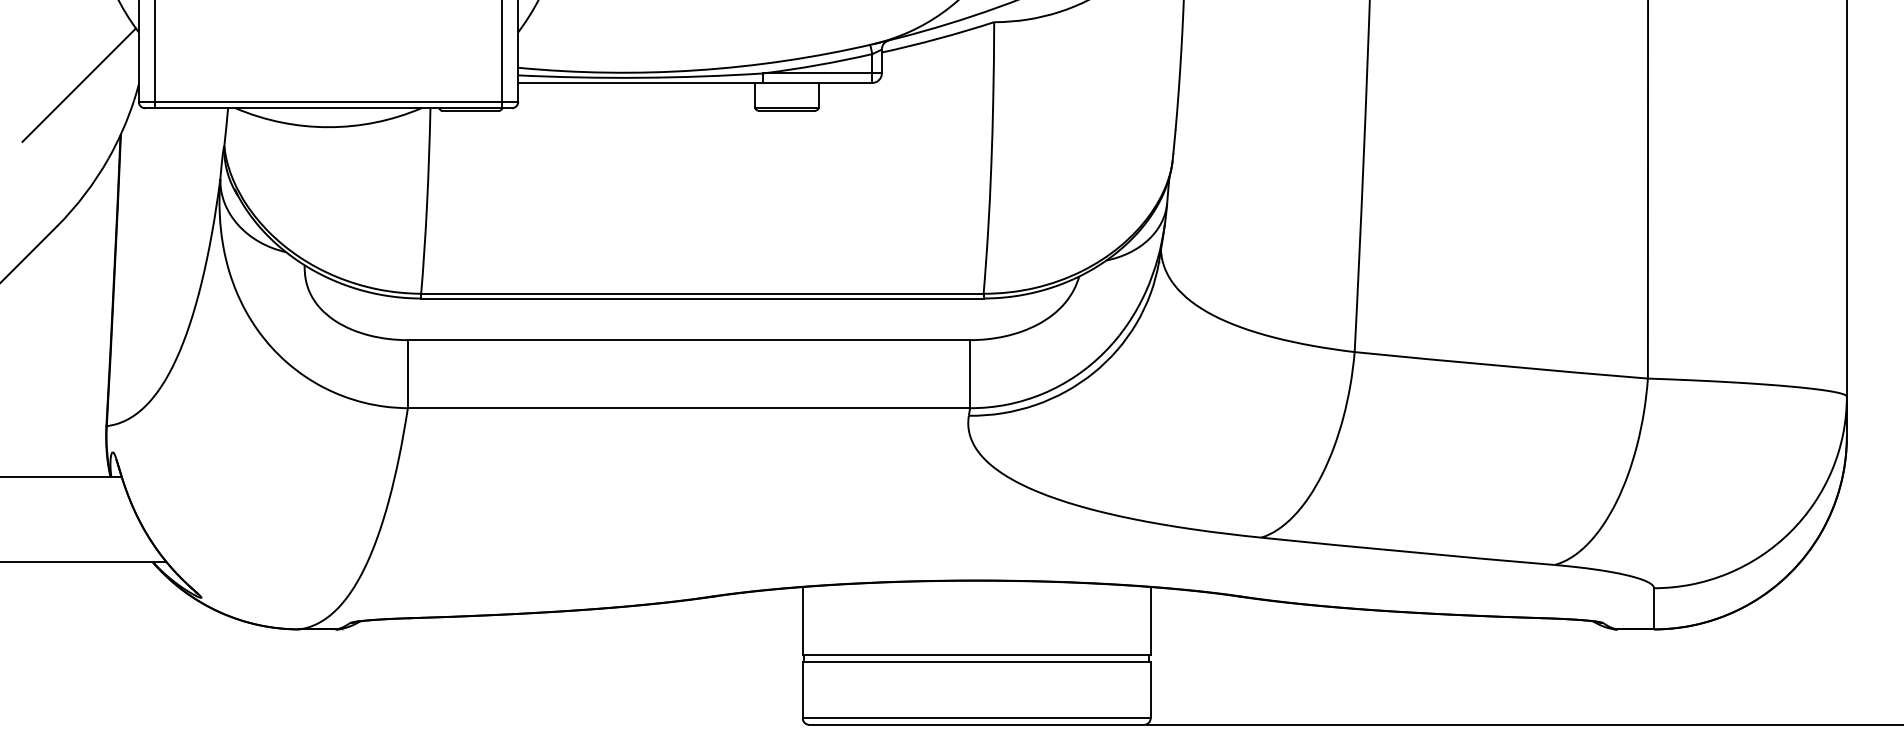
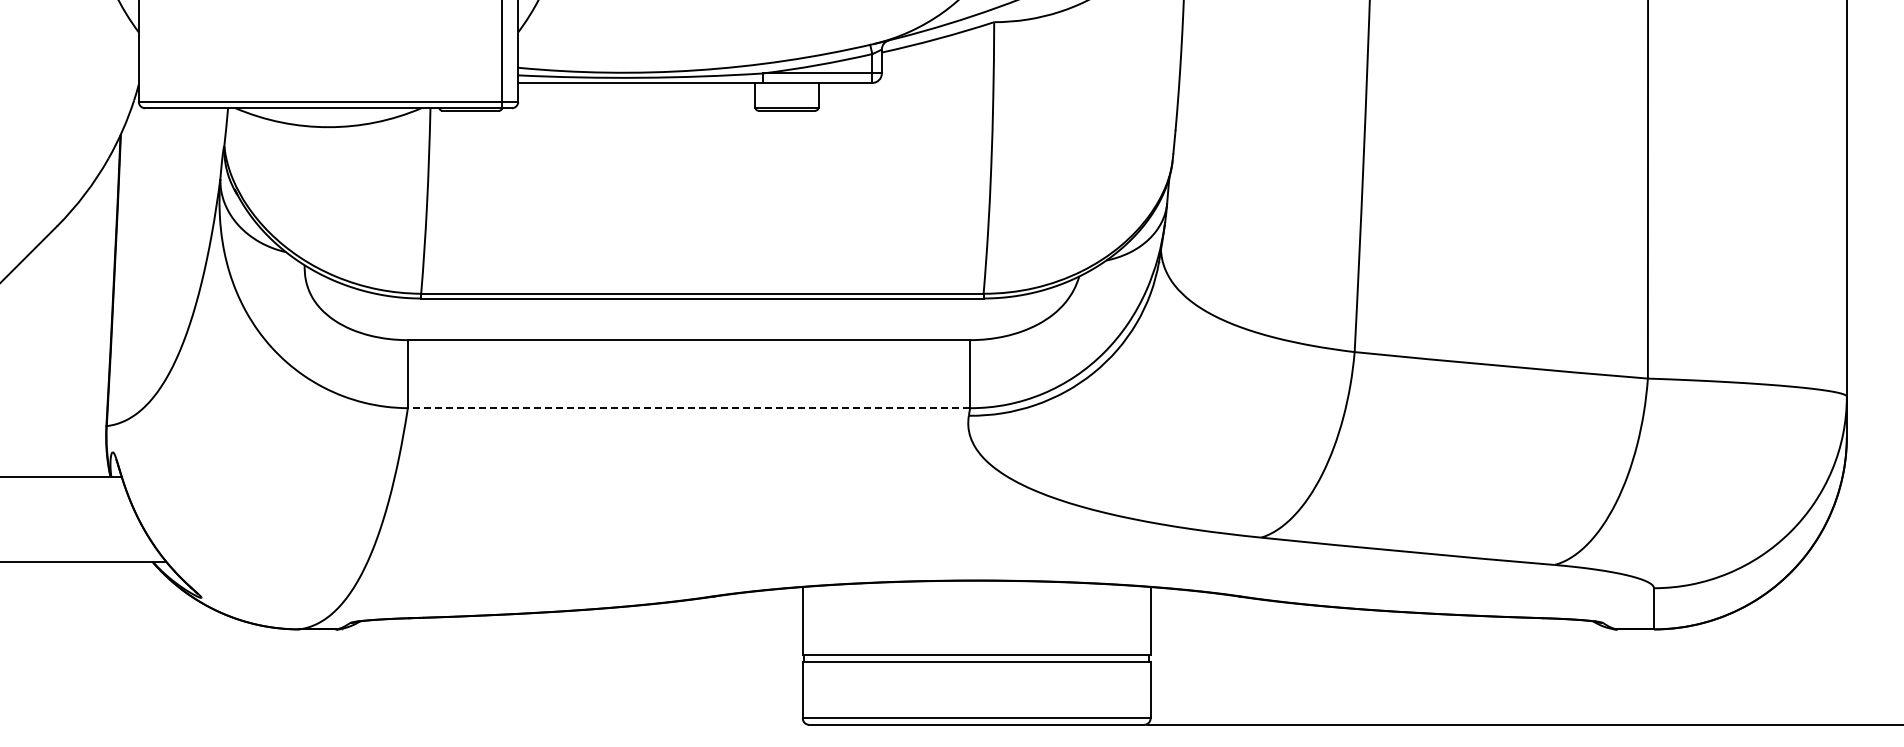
line: present -> none (154, 55)
line: present -> none (78, 84)
line: solid -> dashed (688, 408)
